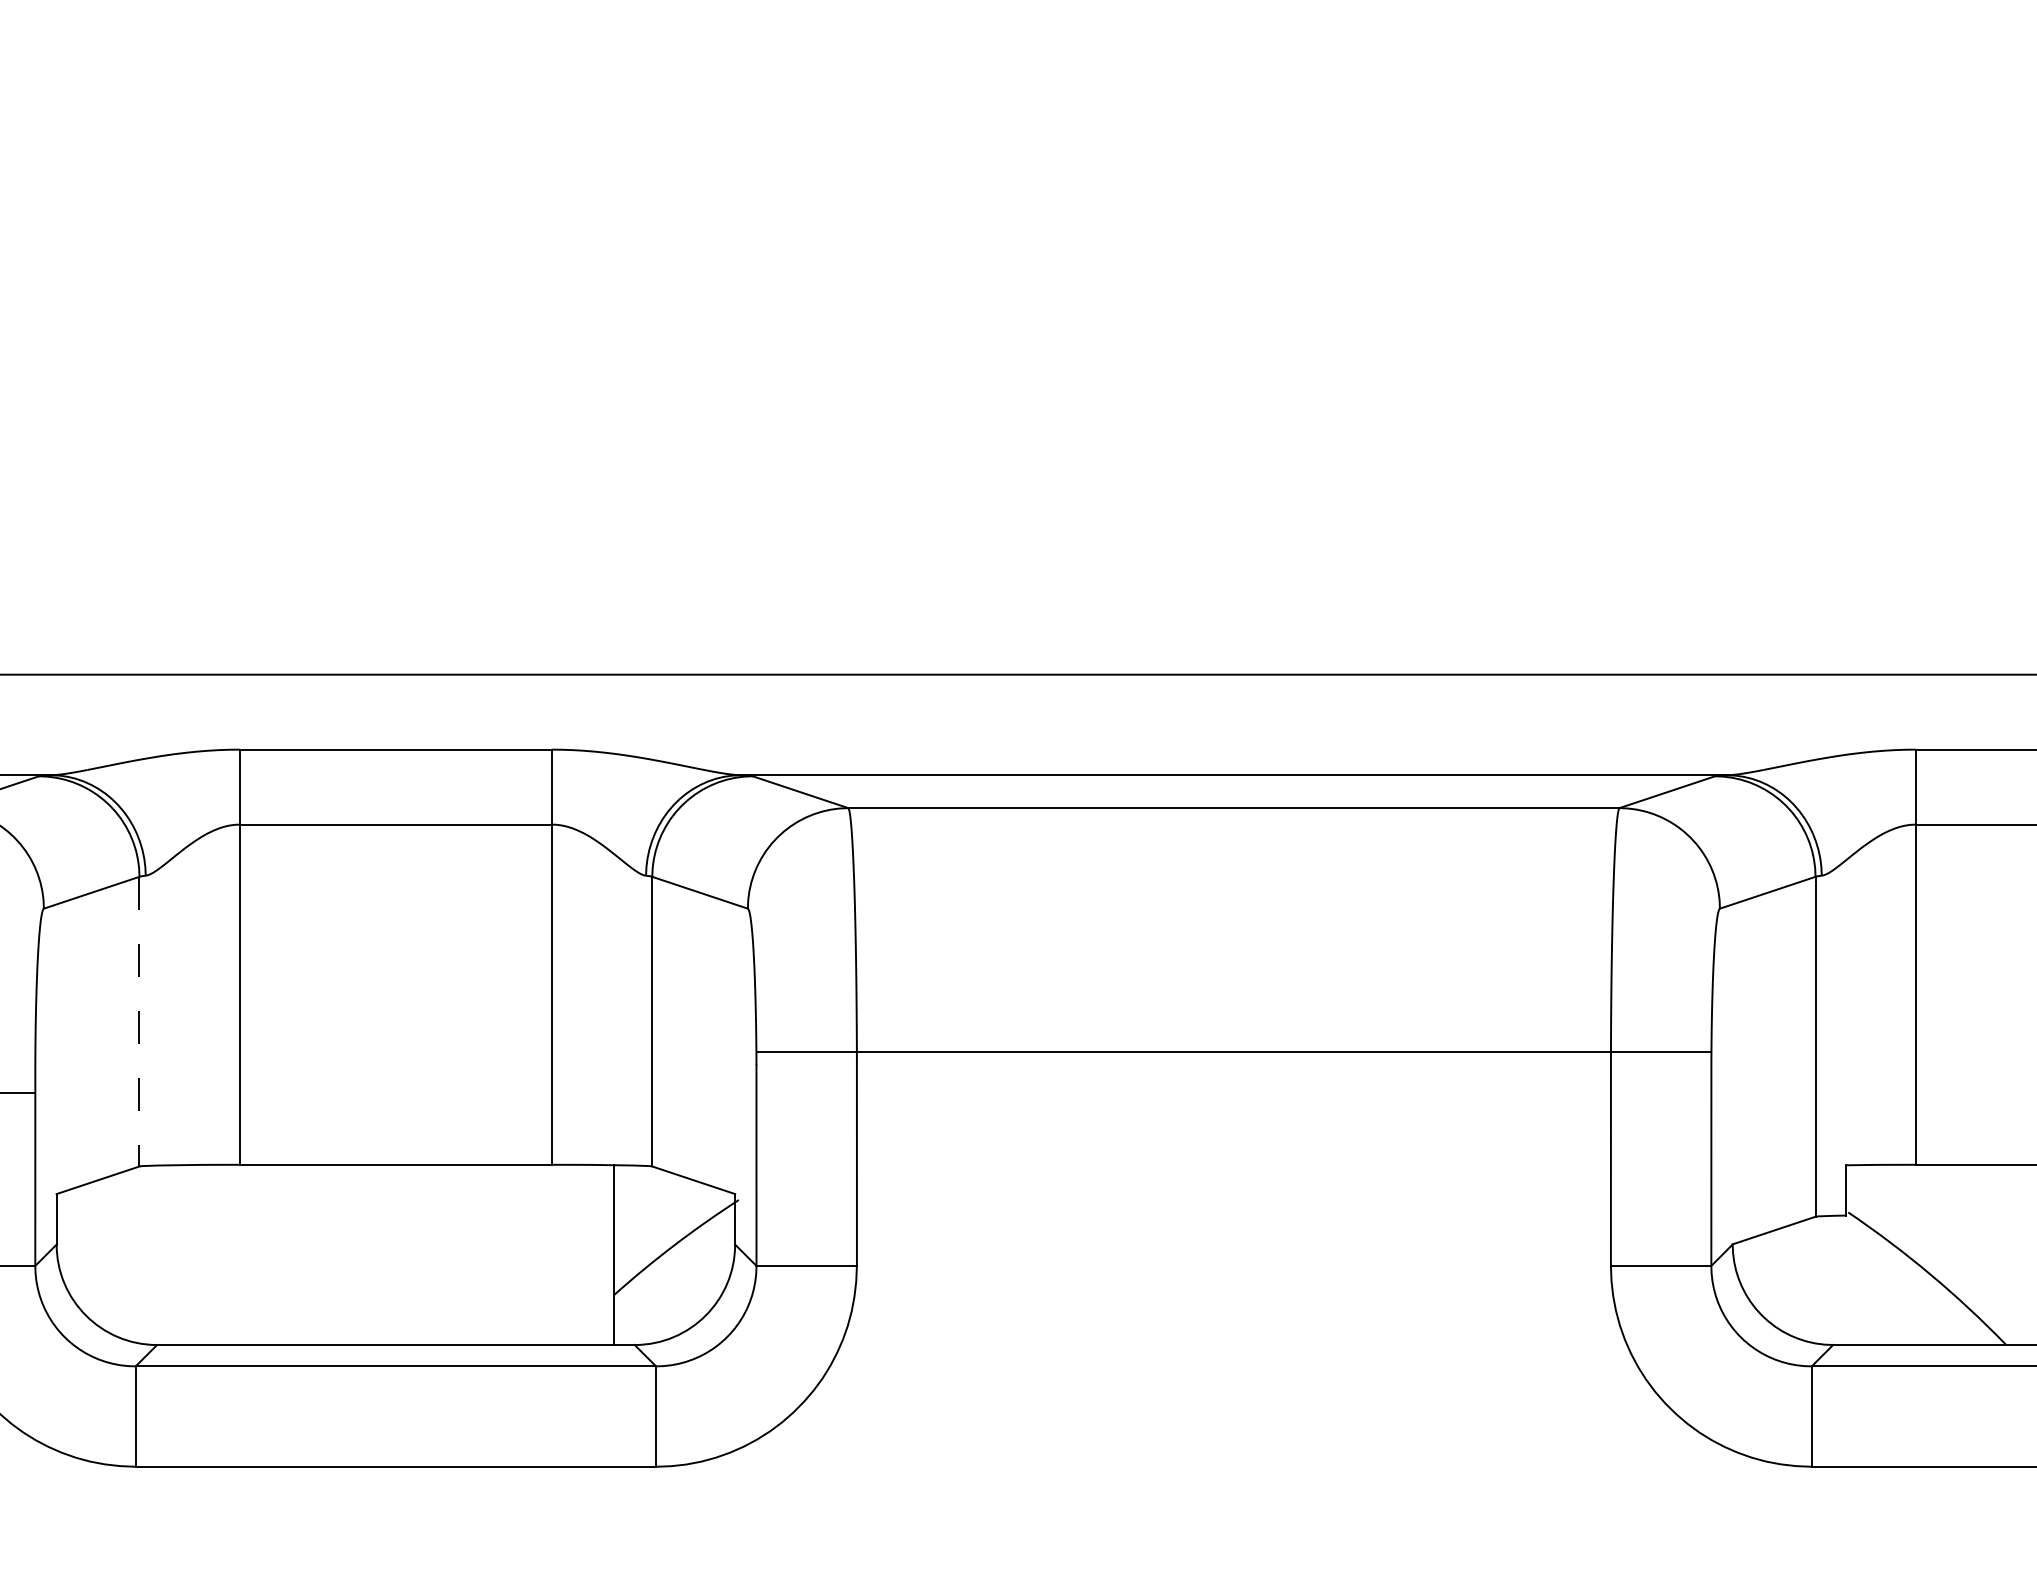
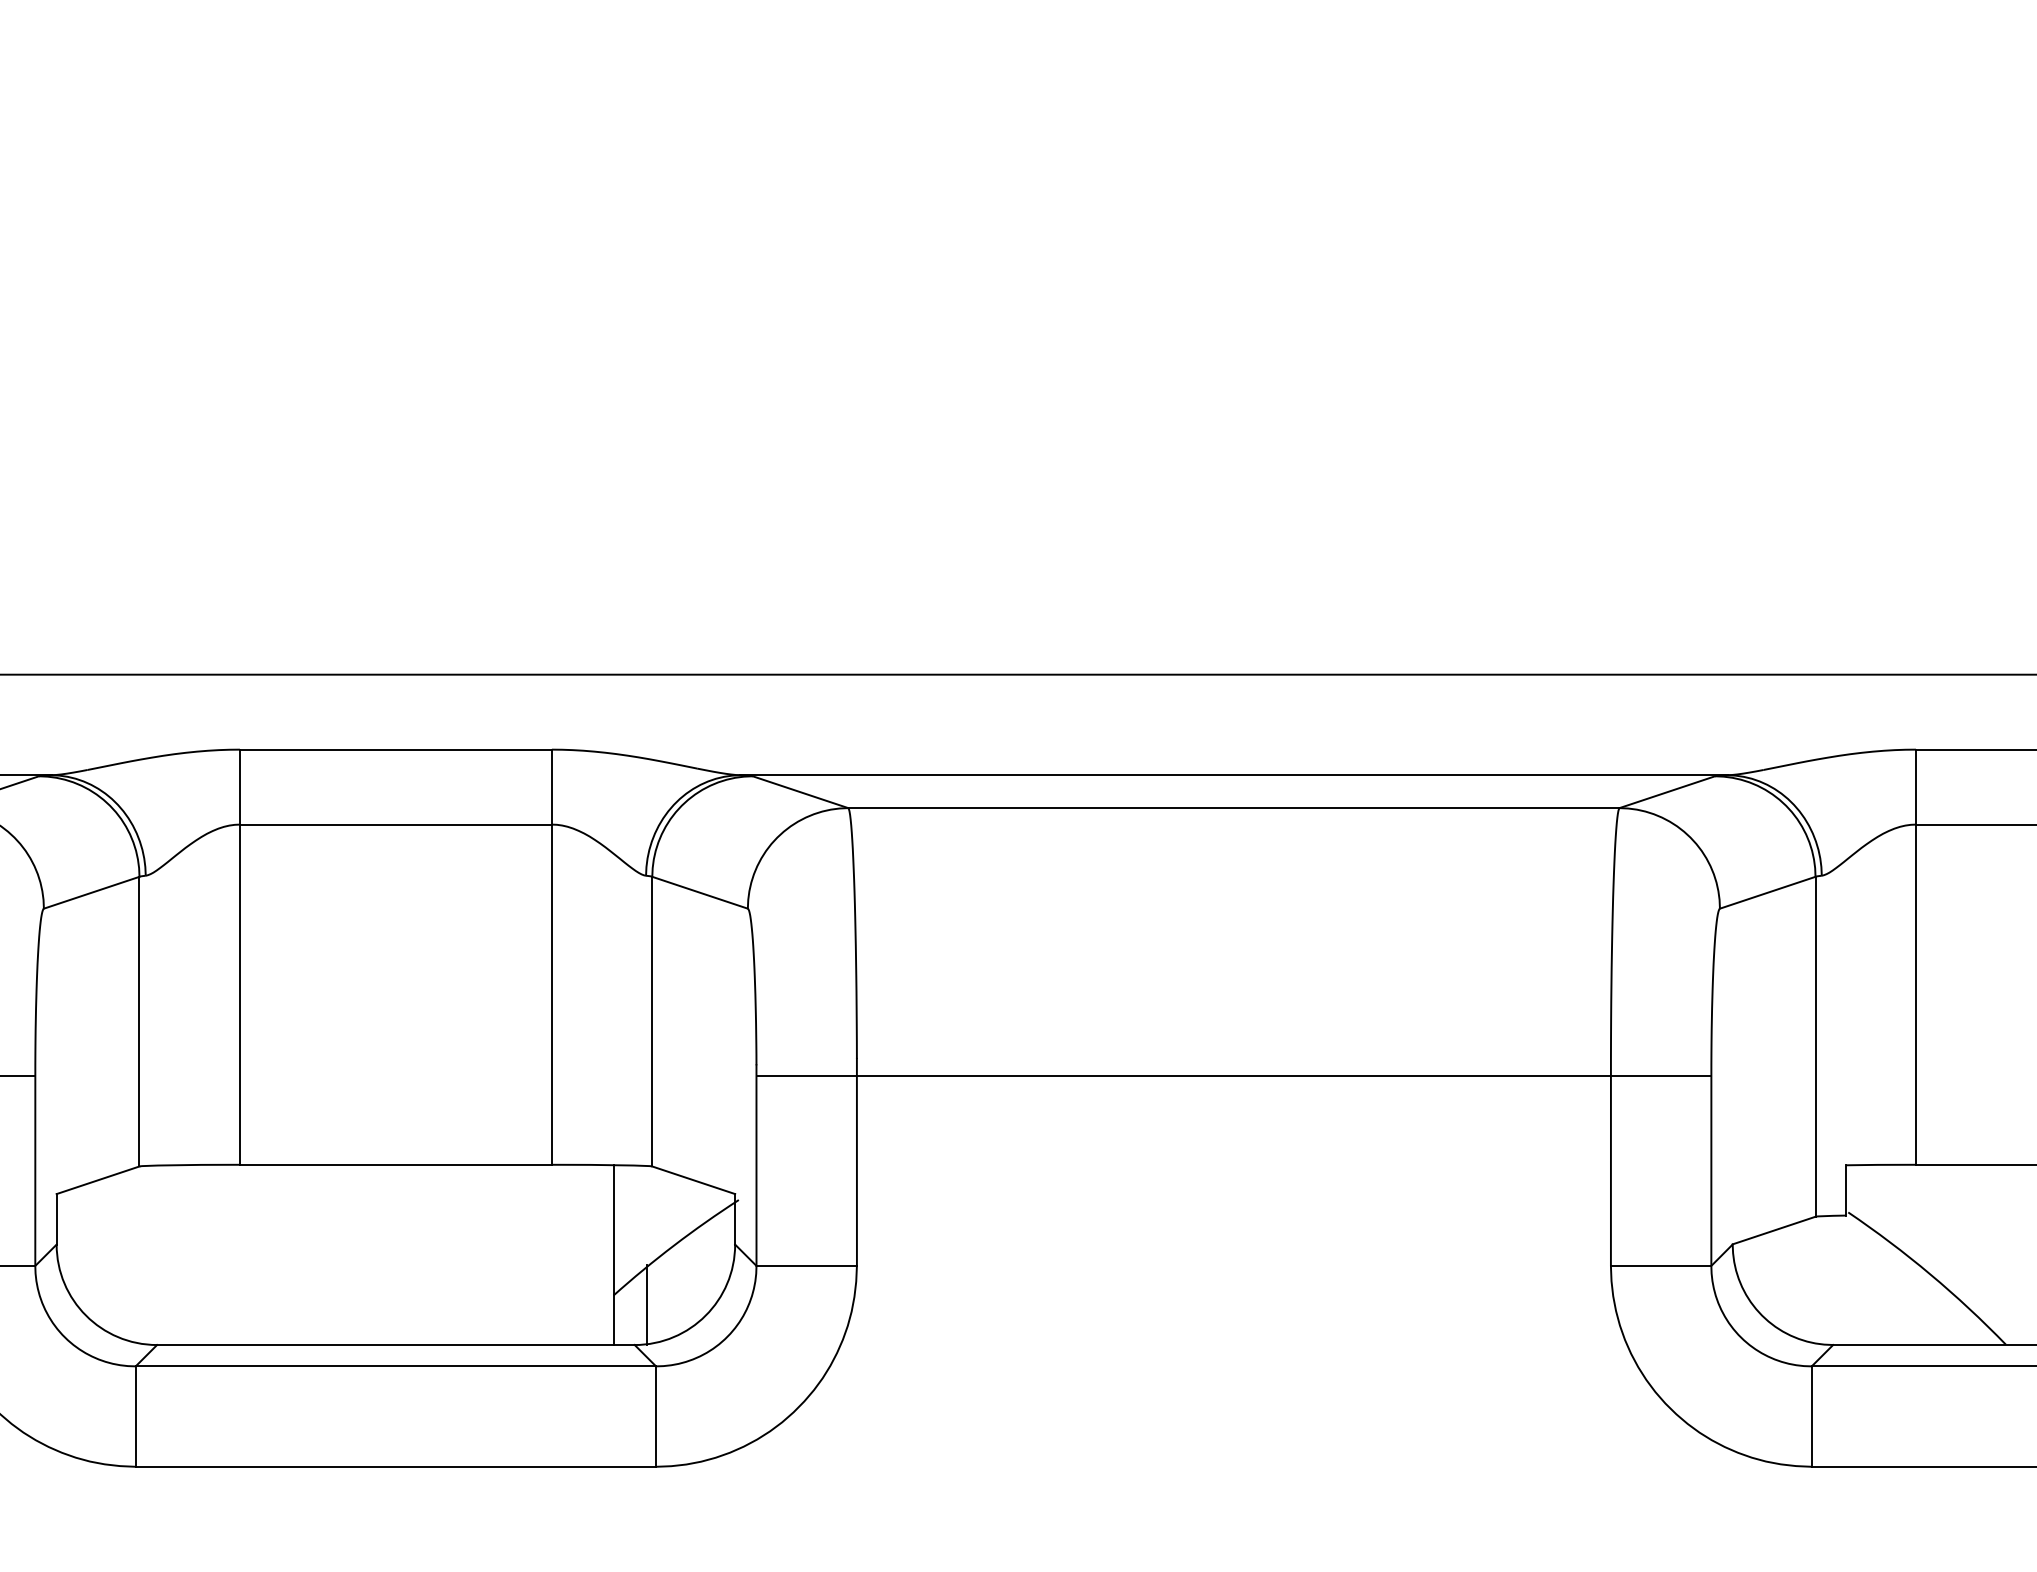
line: dashed -> solid (139, 1021)
line position: (1233, 1052) -> (1233, 1076) (1233, 1076)
line position: (18, 1093) -> (18, 1076) (18, 1076)
line: none -> present (647, 1305)
